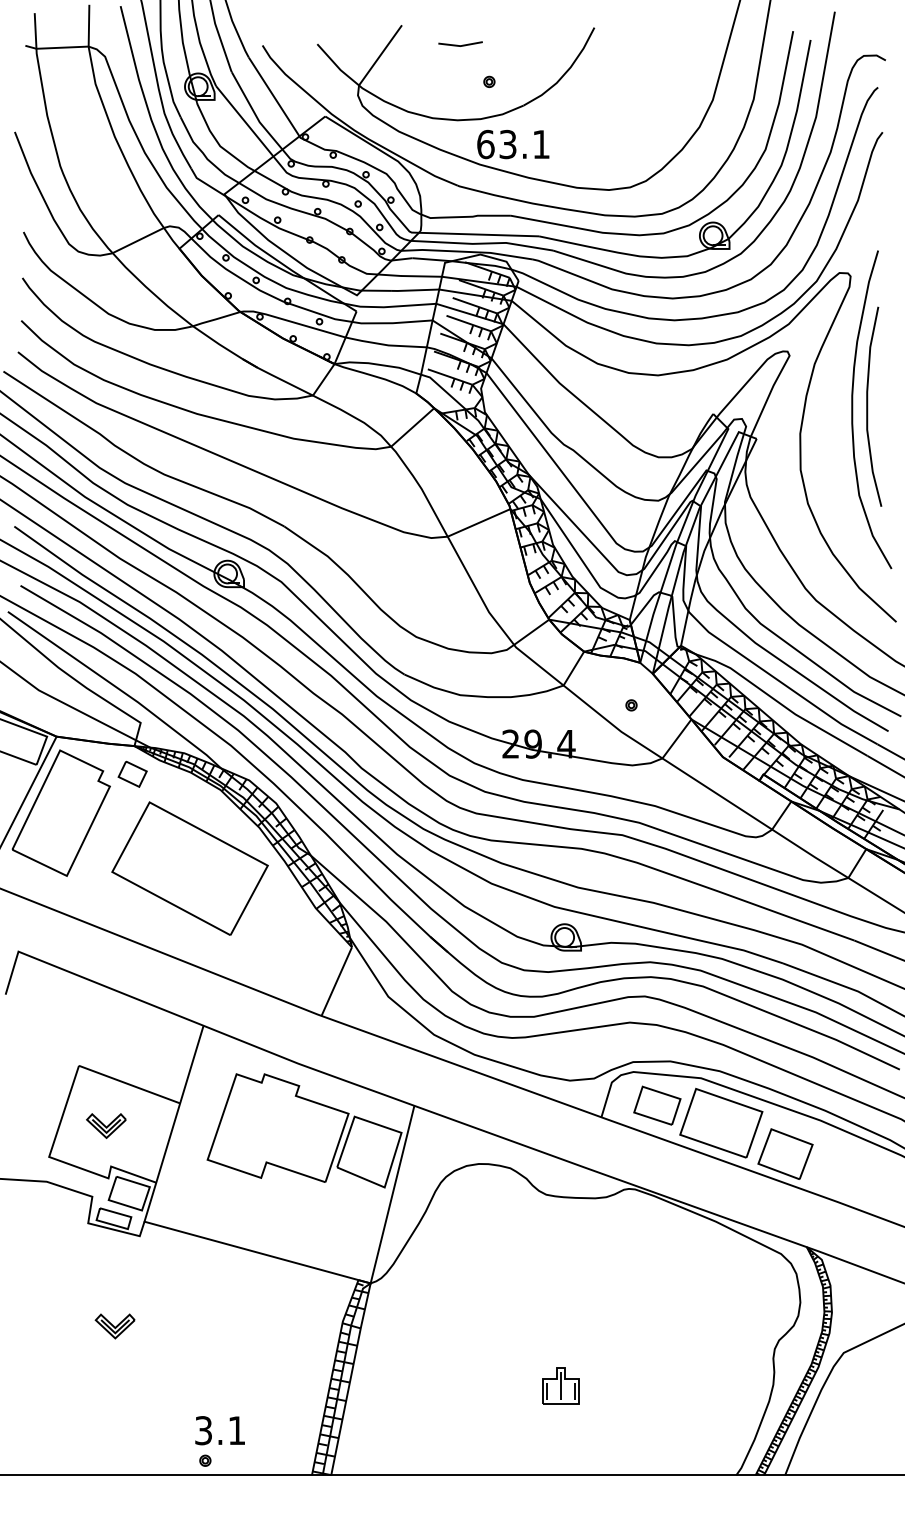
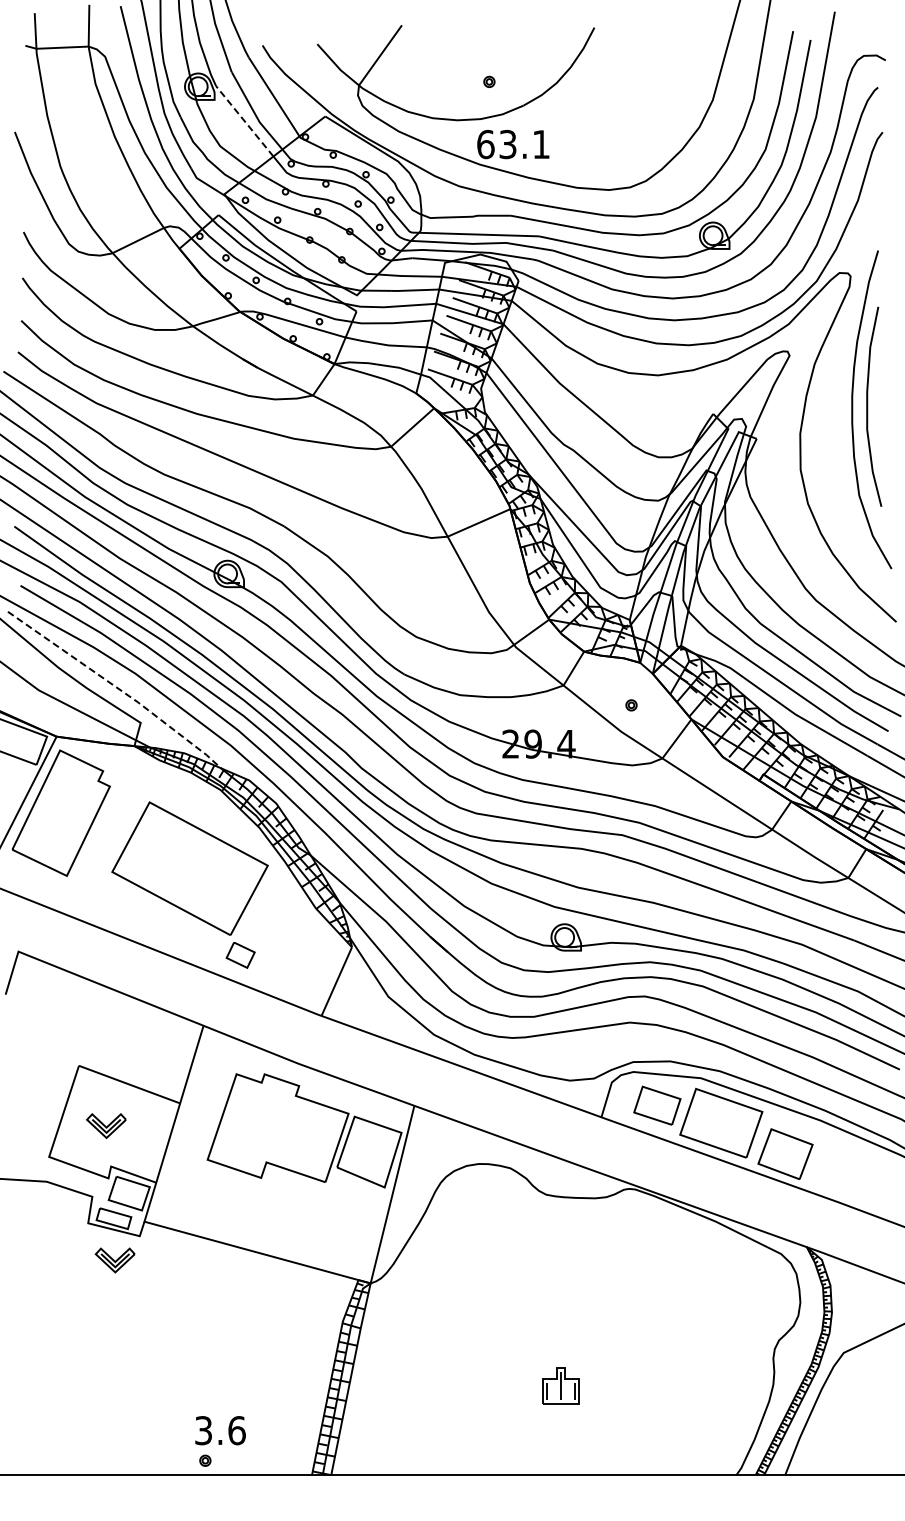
line: present -> none (460, 45)
line: solid -> dashed (244, 120)
line: solid -> dashed (117, 688)
part position: (132, 773) -> (240, 954) (240, 954)
part position: (114, 1326) -> (114, 1260) (114, 1260)
text: 3.1 -> 3.6 (236, 1430)
